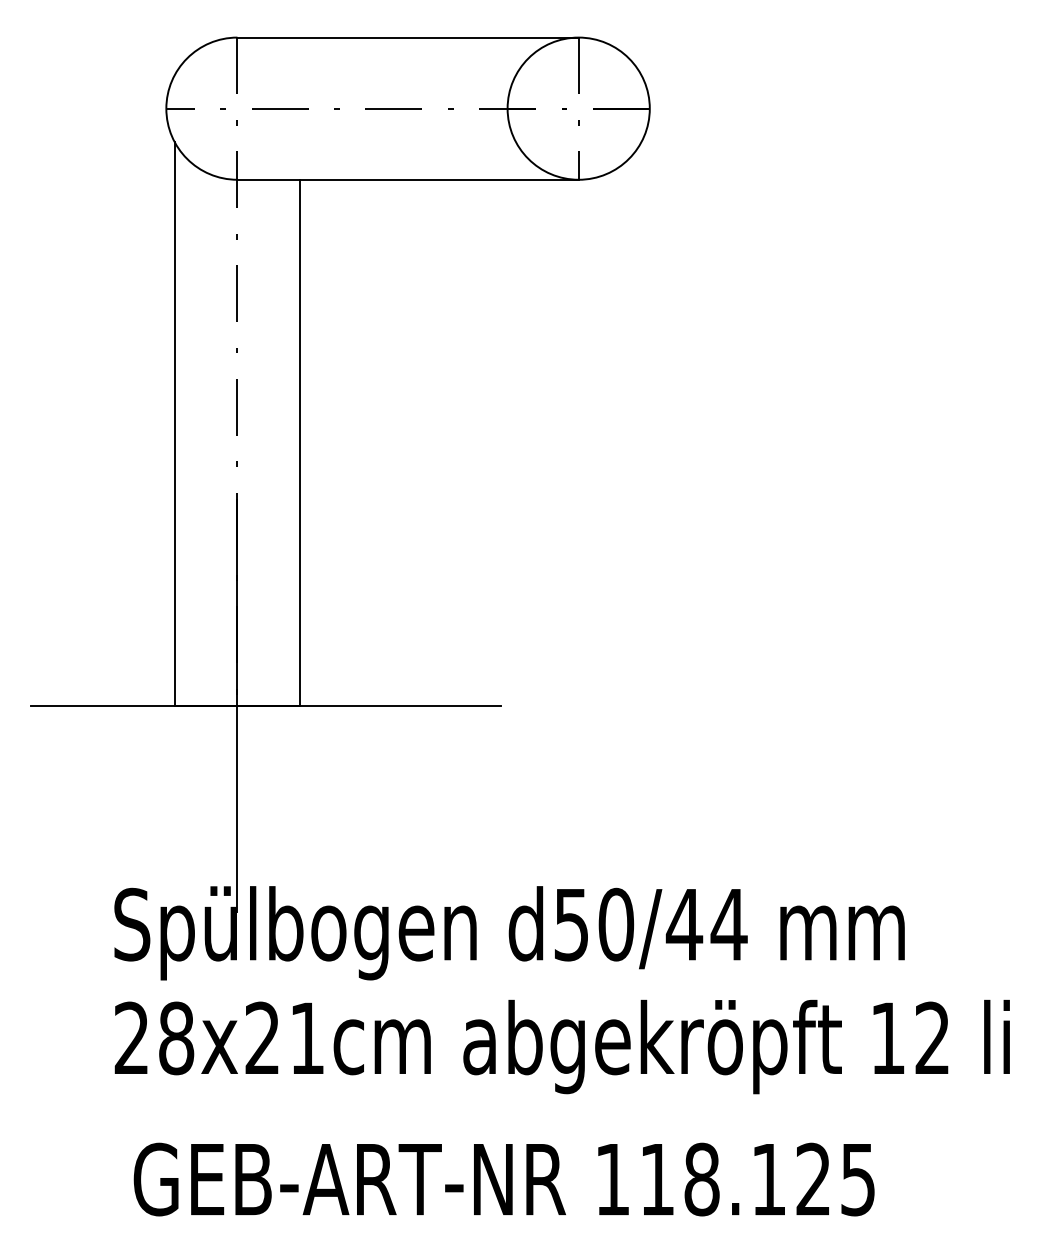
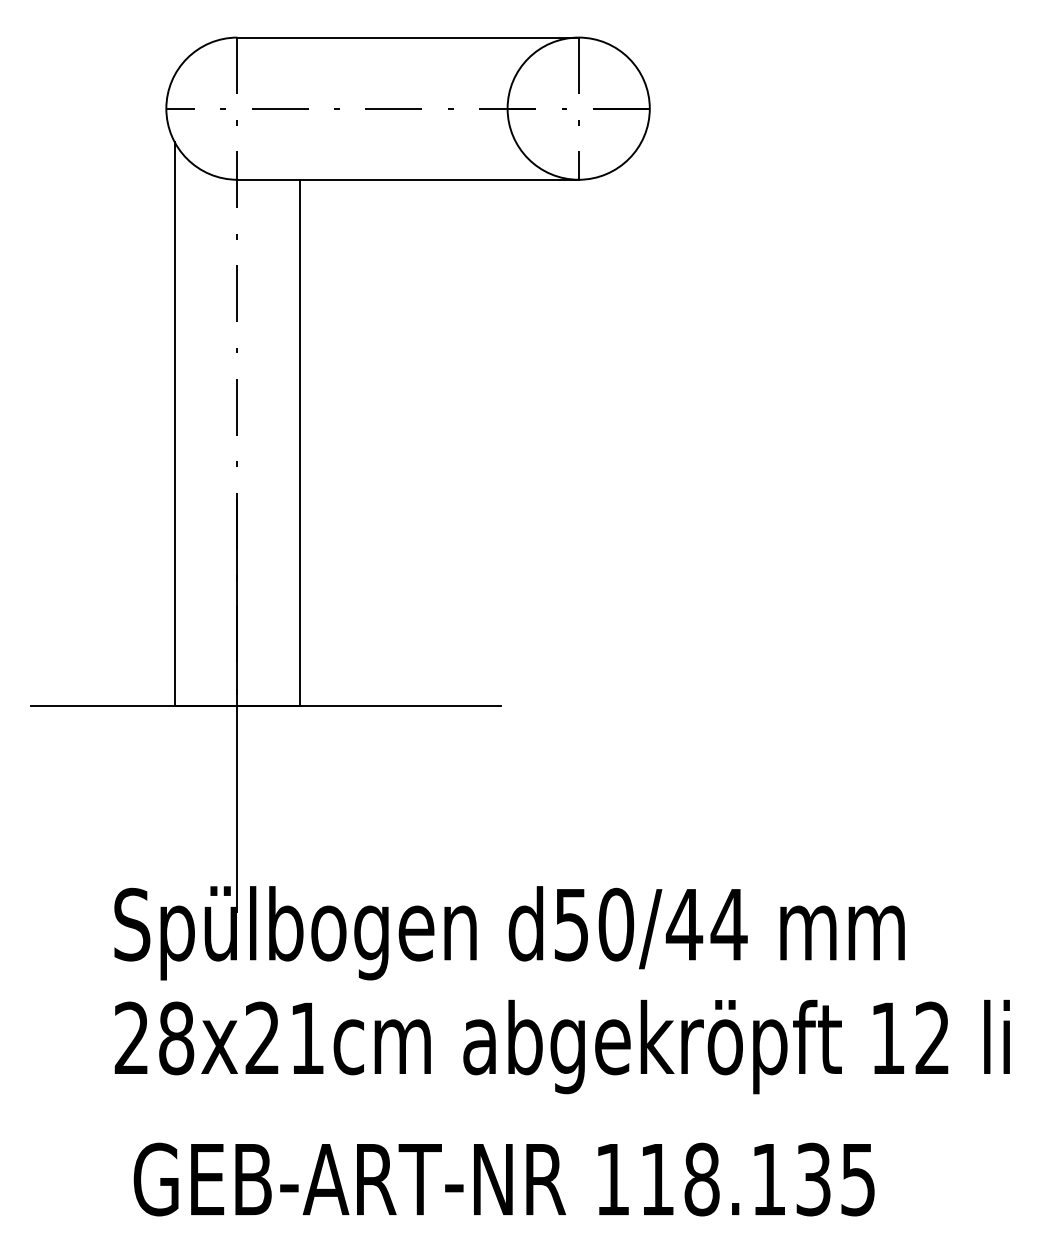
text: 118.125 -> 118.135 (813, 1179)
